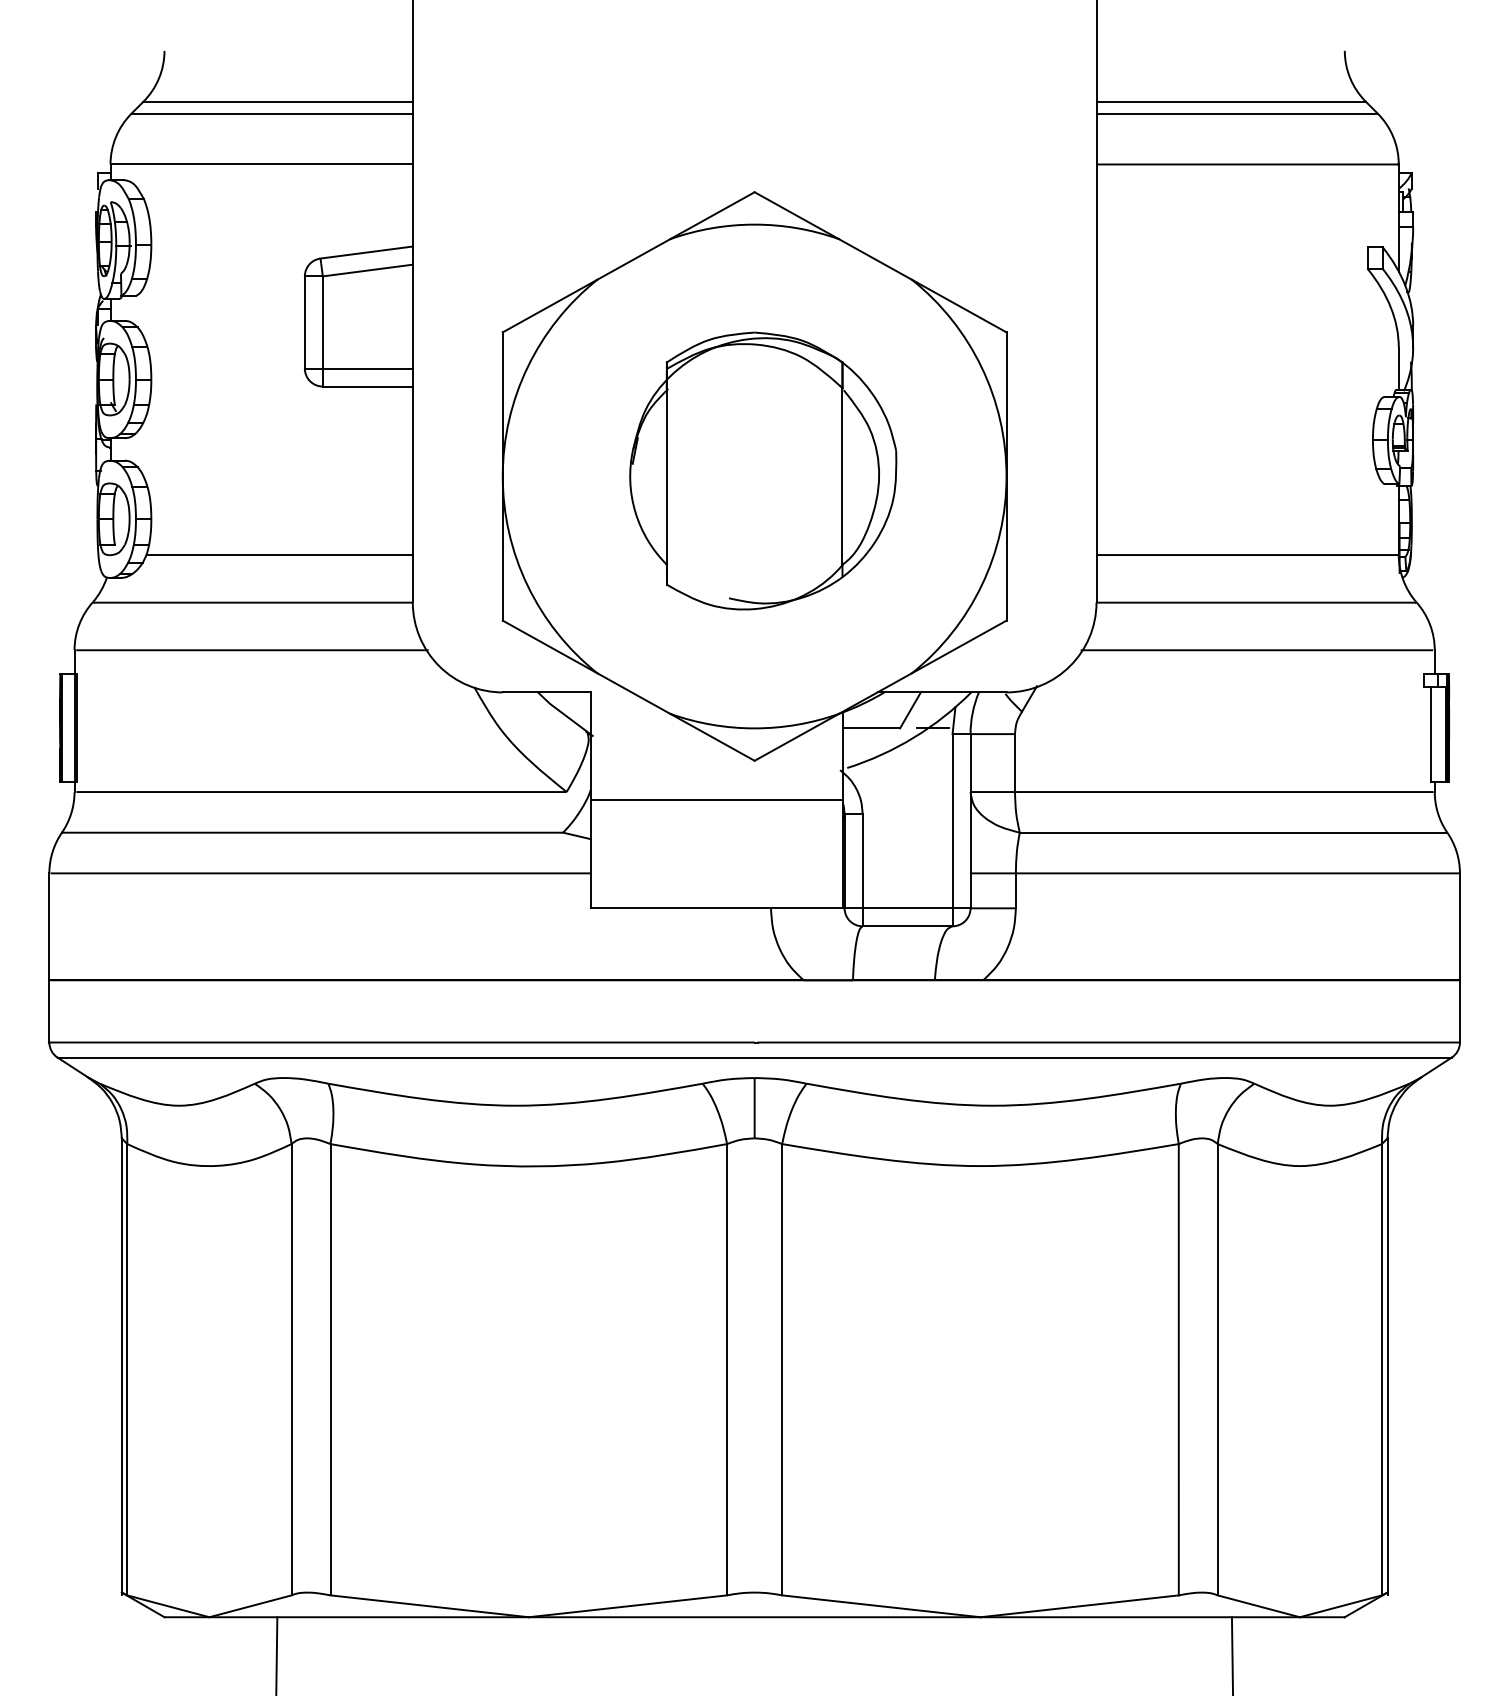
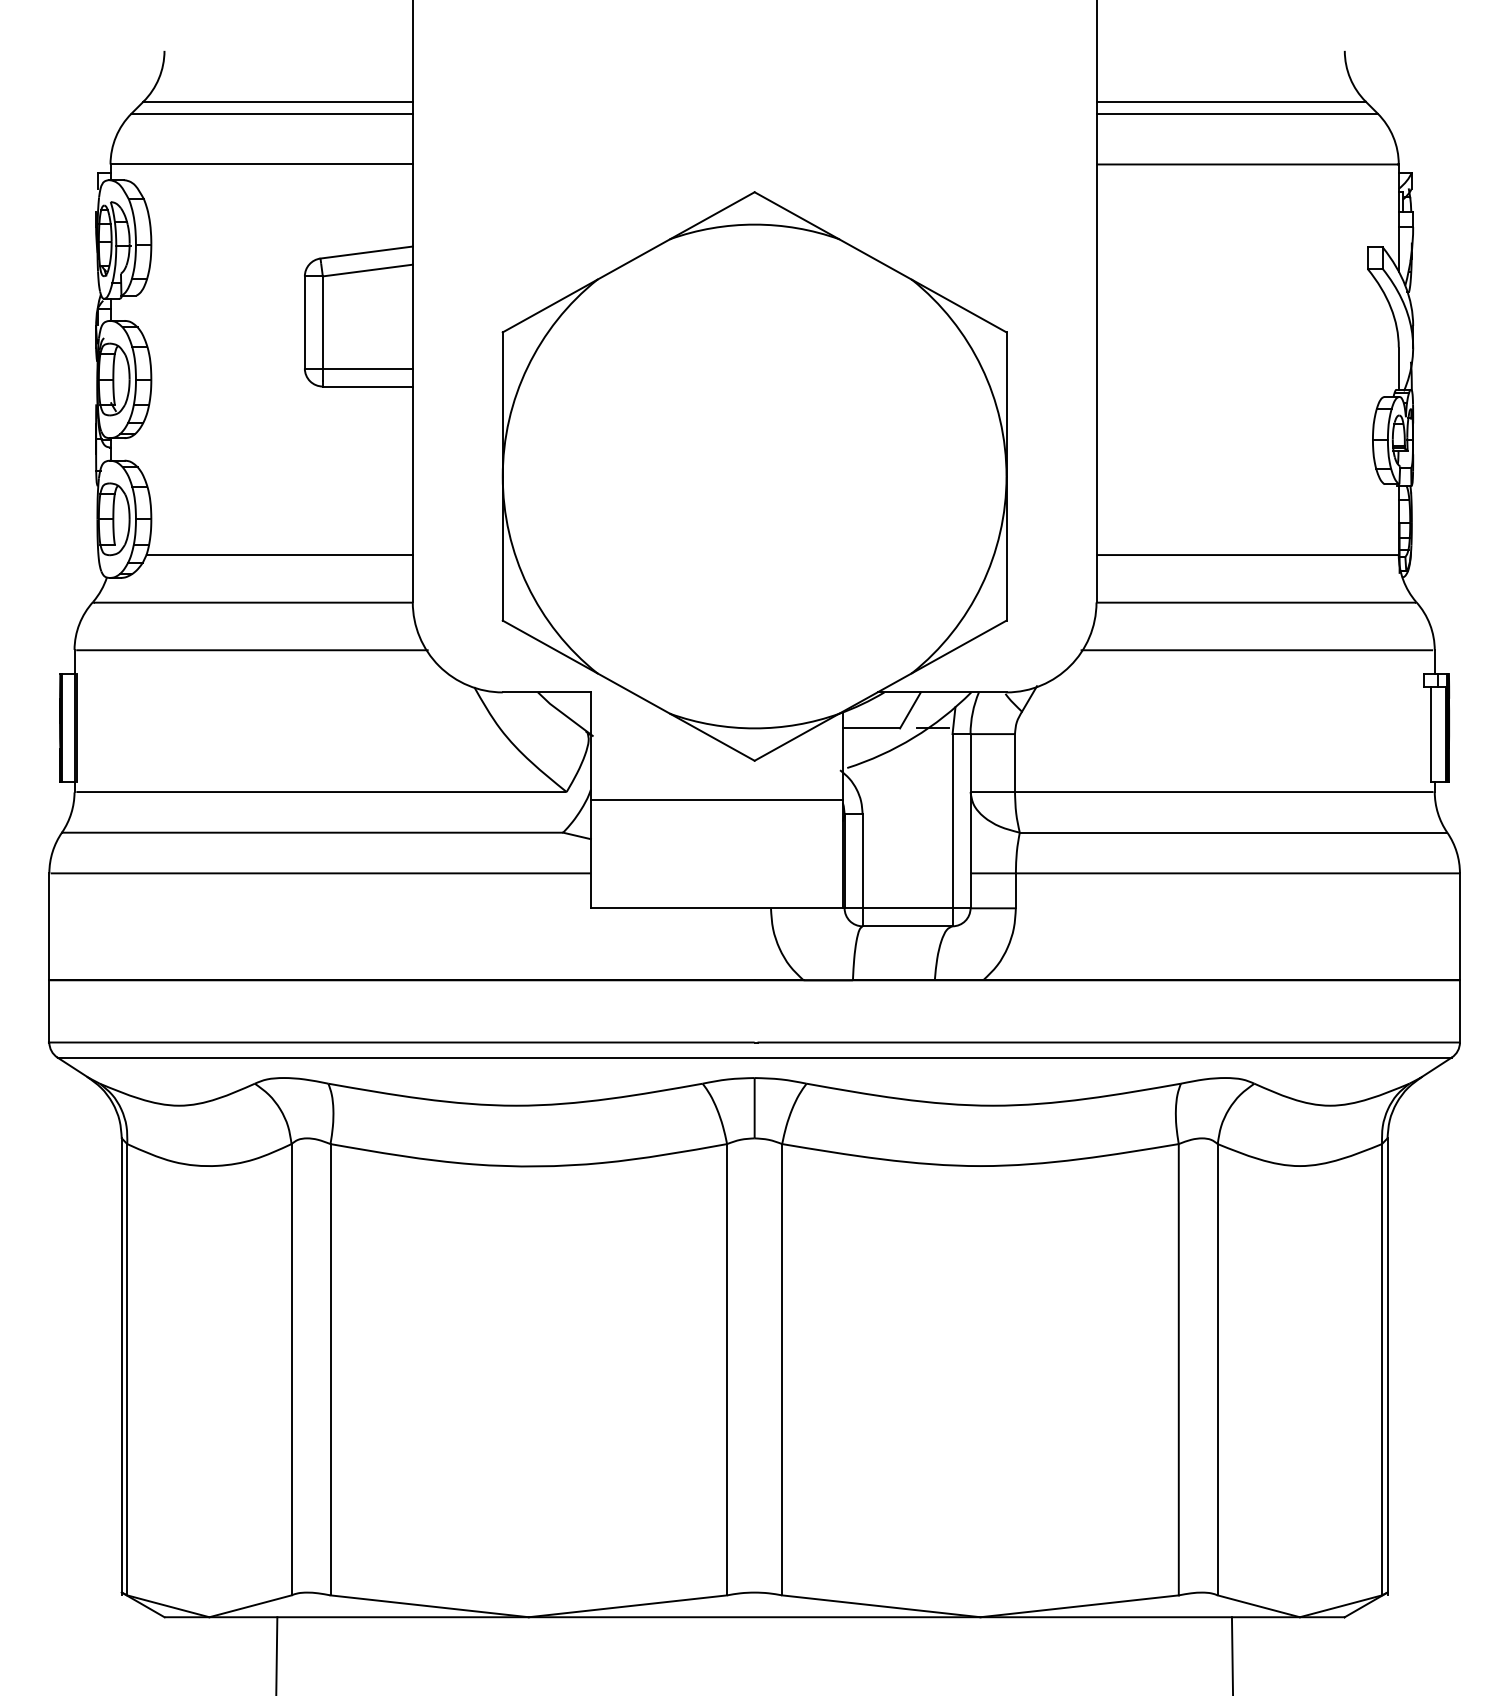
part: present -> none (763, 470)
